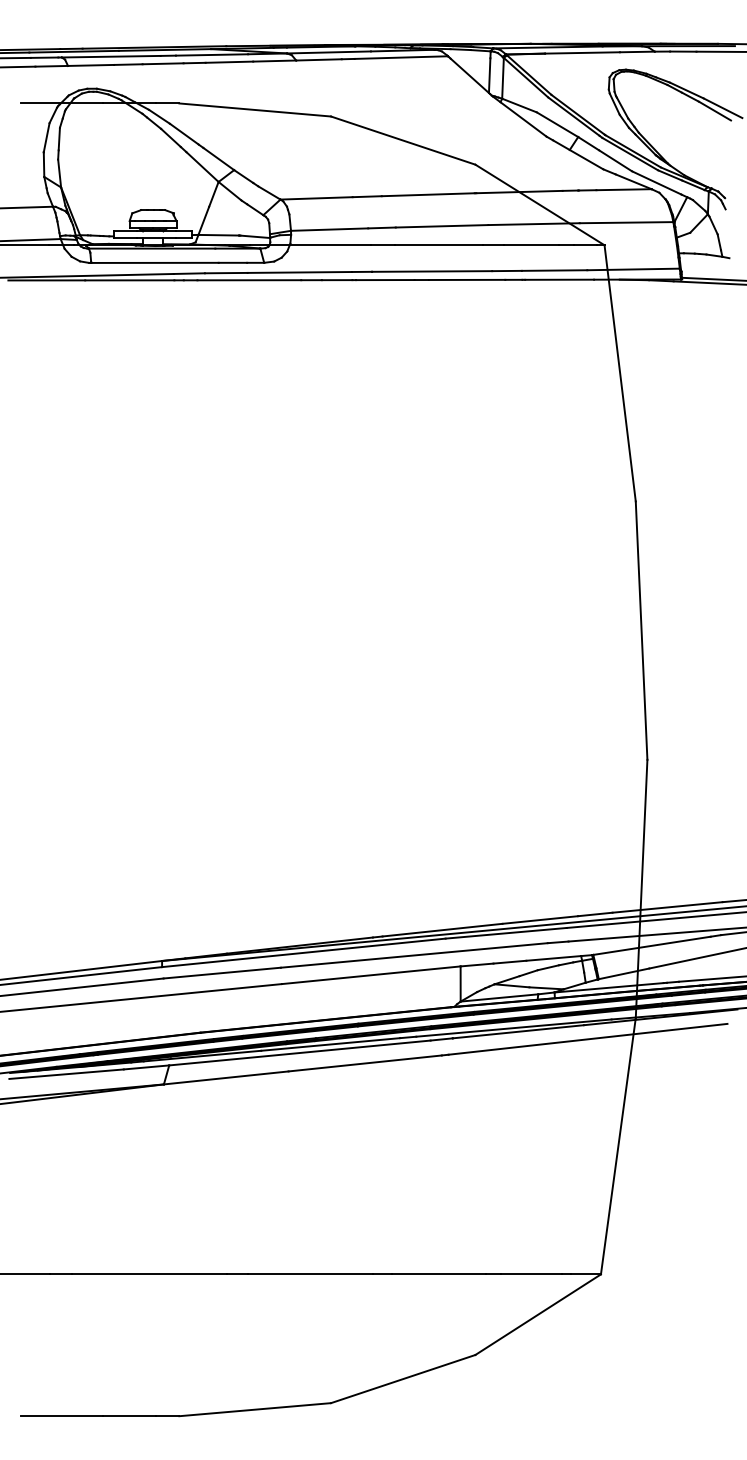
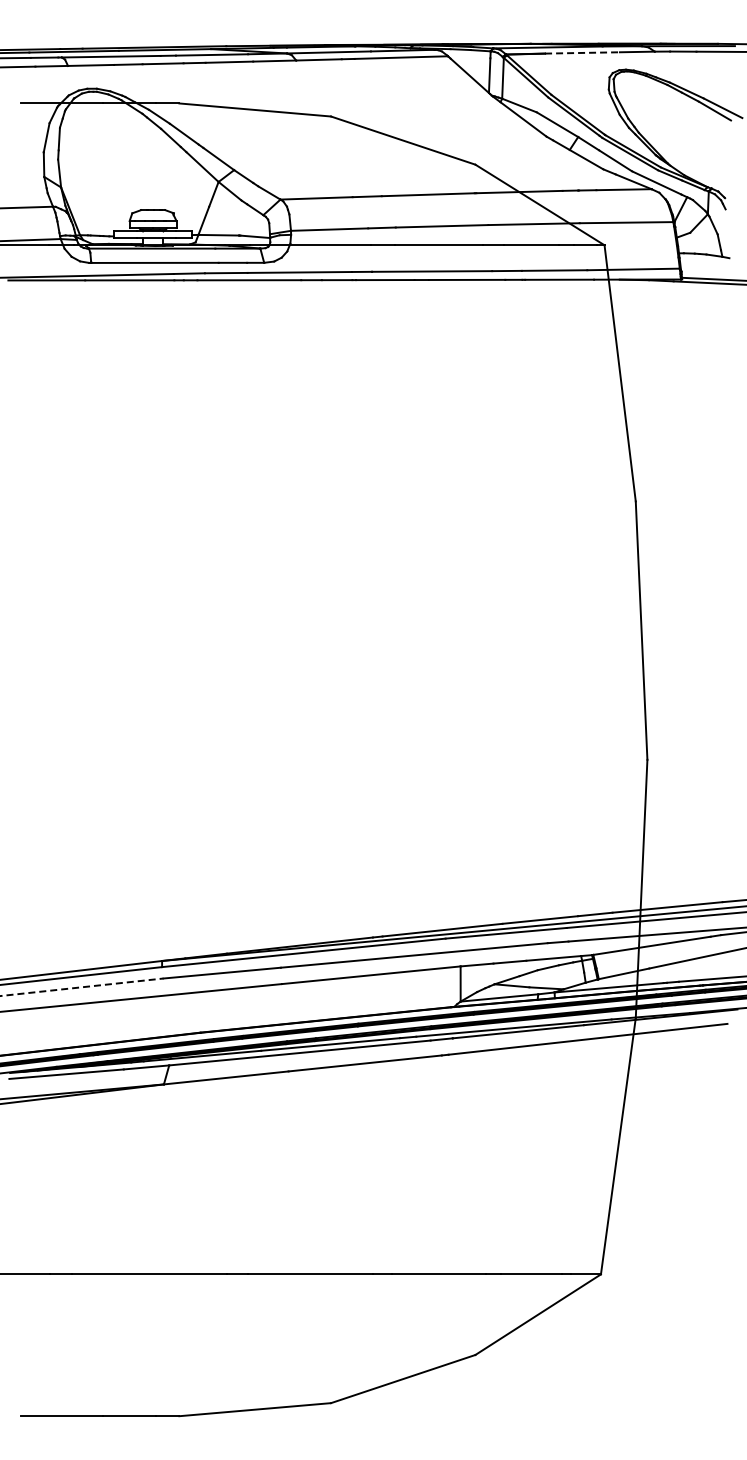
line: solid -> dashed (583, 52)
line: solid -> dashed (82, 987)
